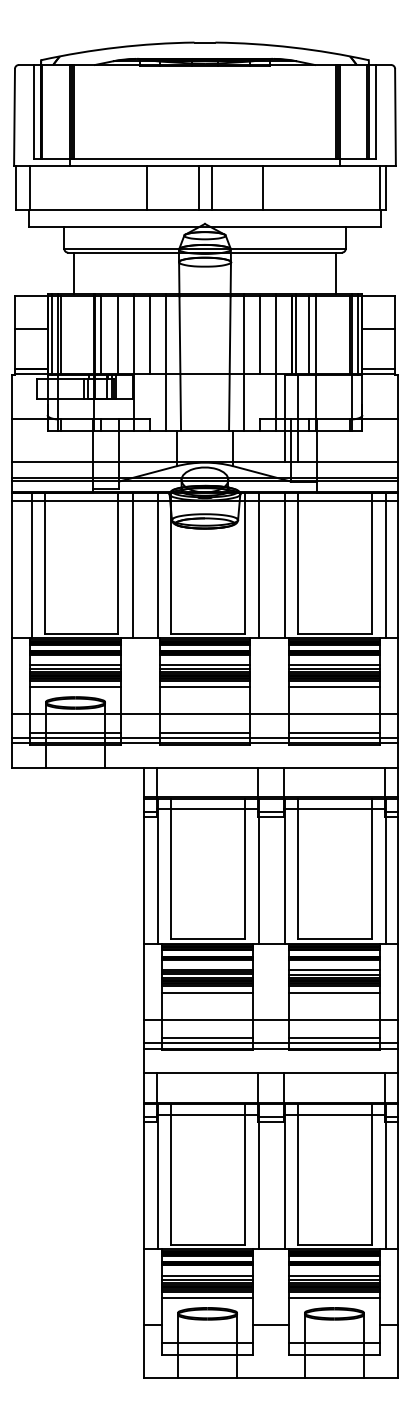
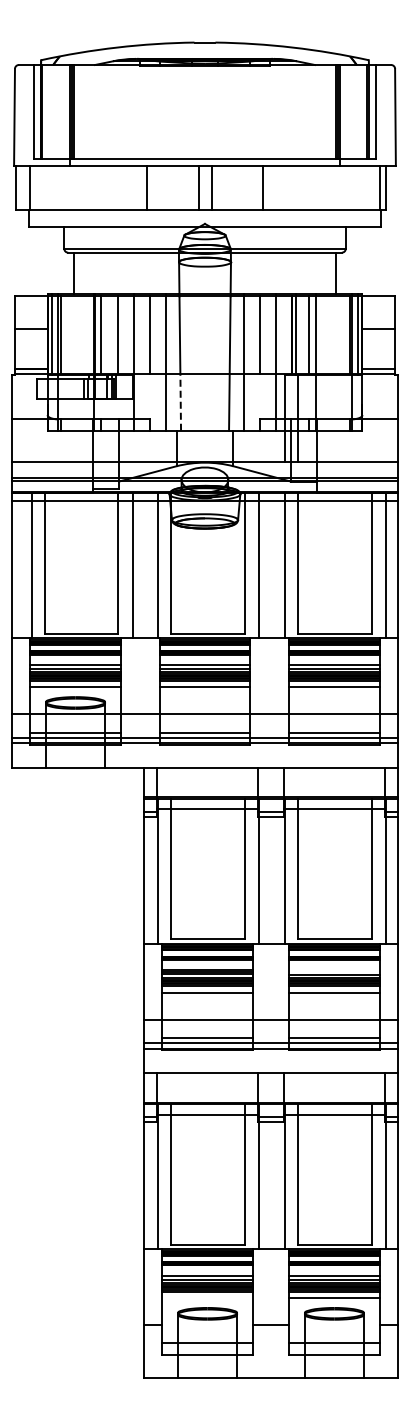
line: solid -> dashed (180, 401)
line: present -> none (334, 970)
line: present -> none (207, 1298)
